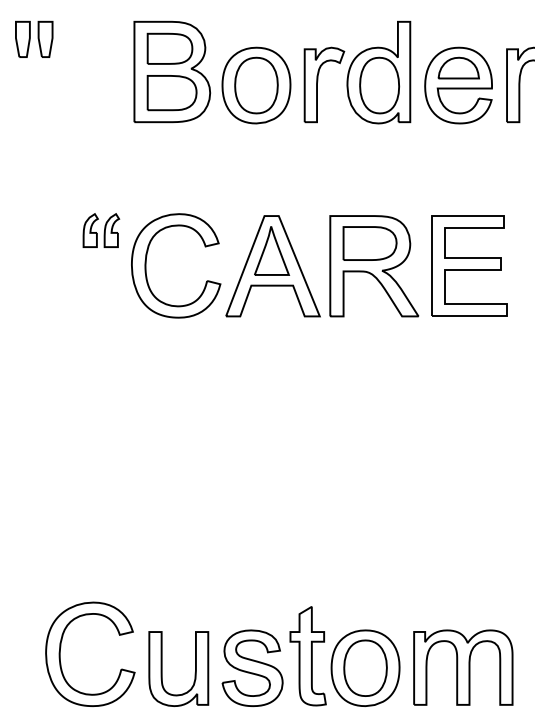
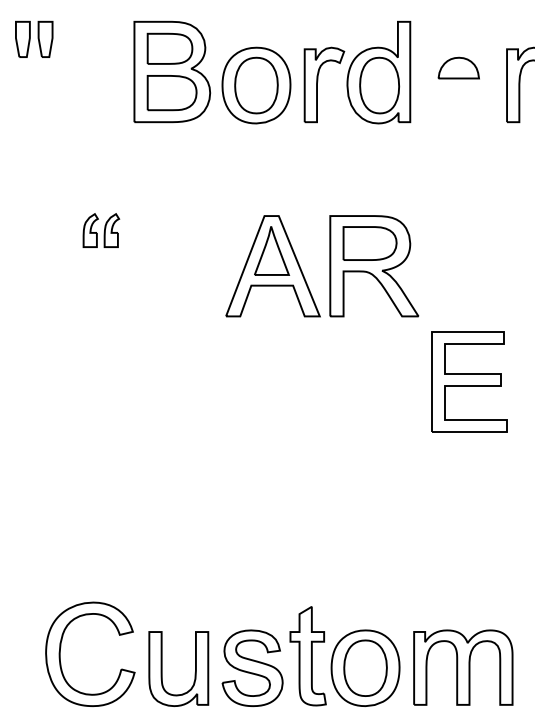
part: present -> none (458, 85)
part: present -> none (146, 265)
part position: (469, 265) -> (469, 381) (469, 381)
